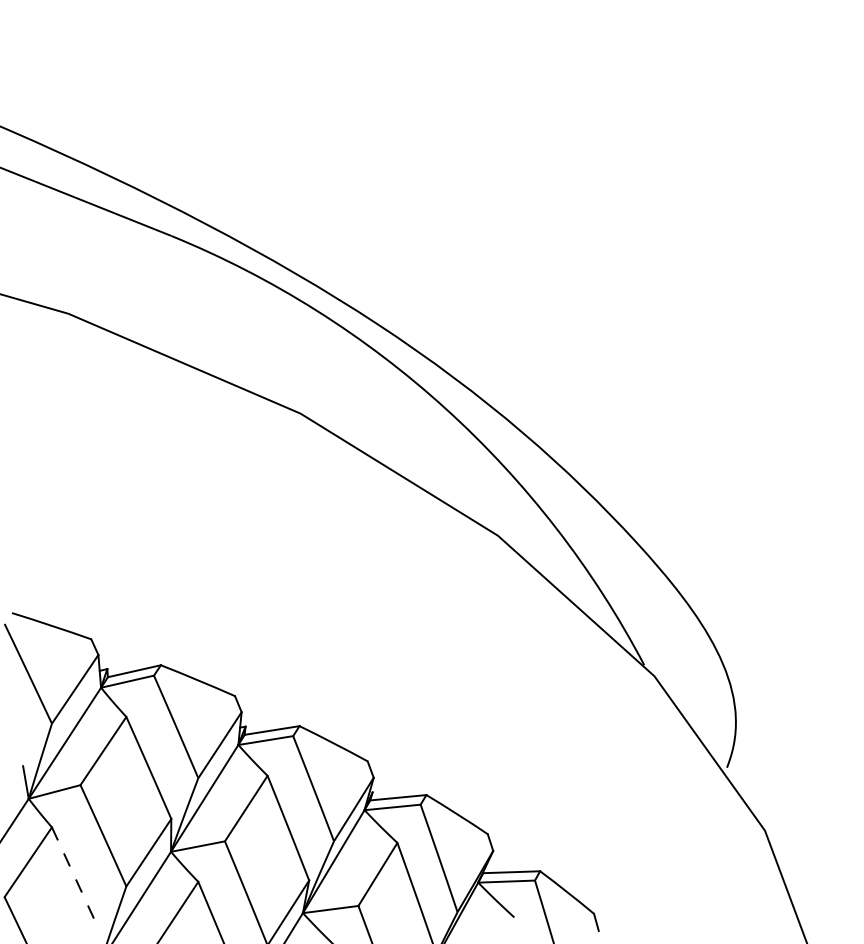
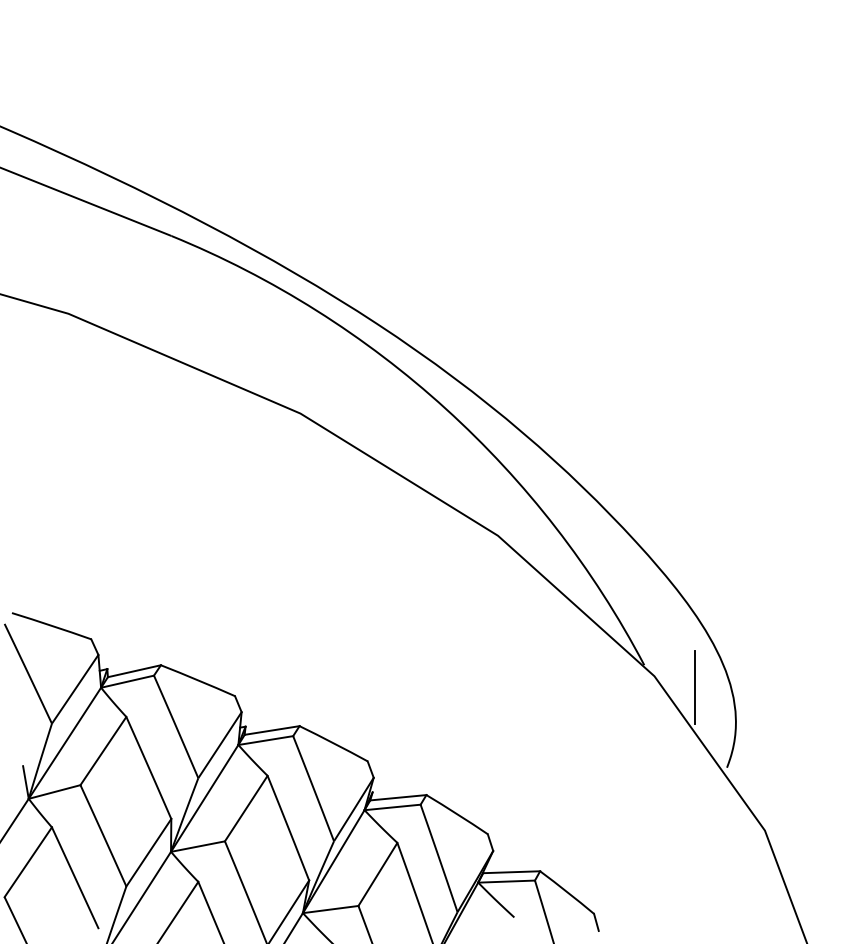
line: none -> present (694, 686)
line: dashed -> solid (75, 877)
